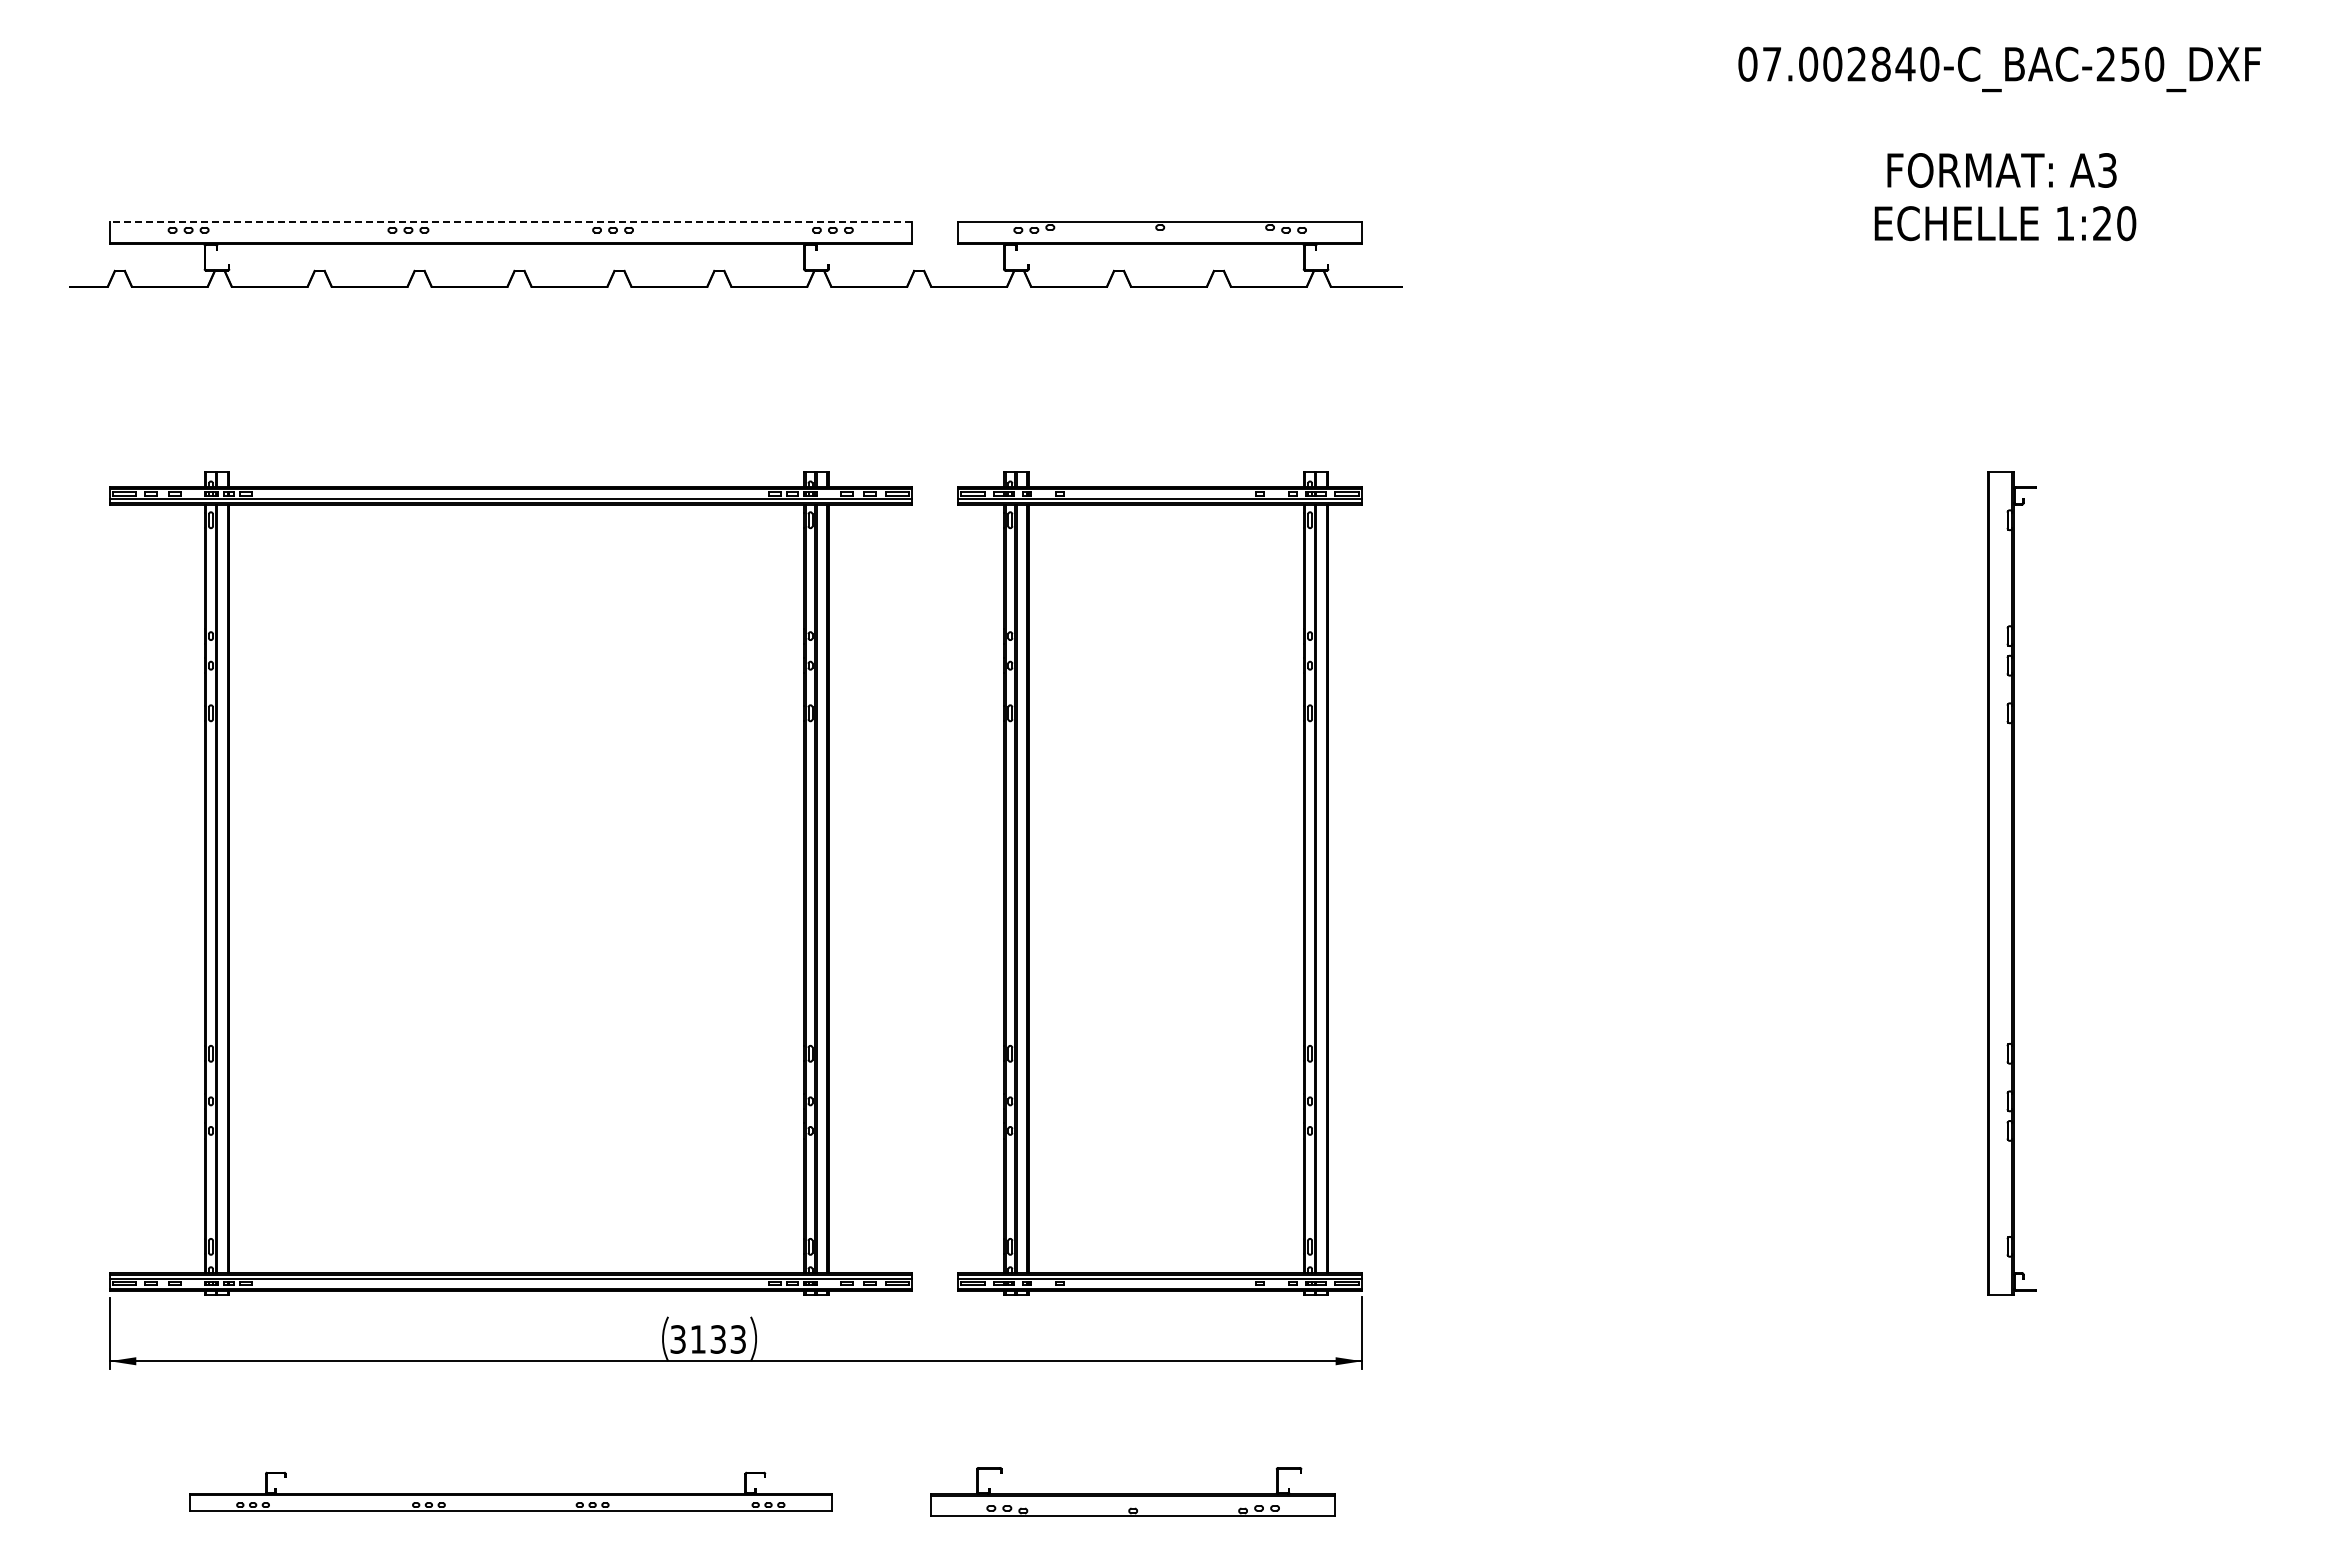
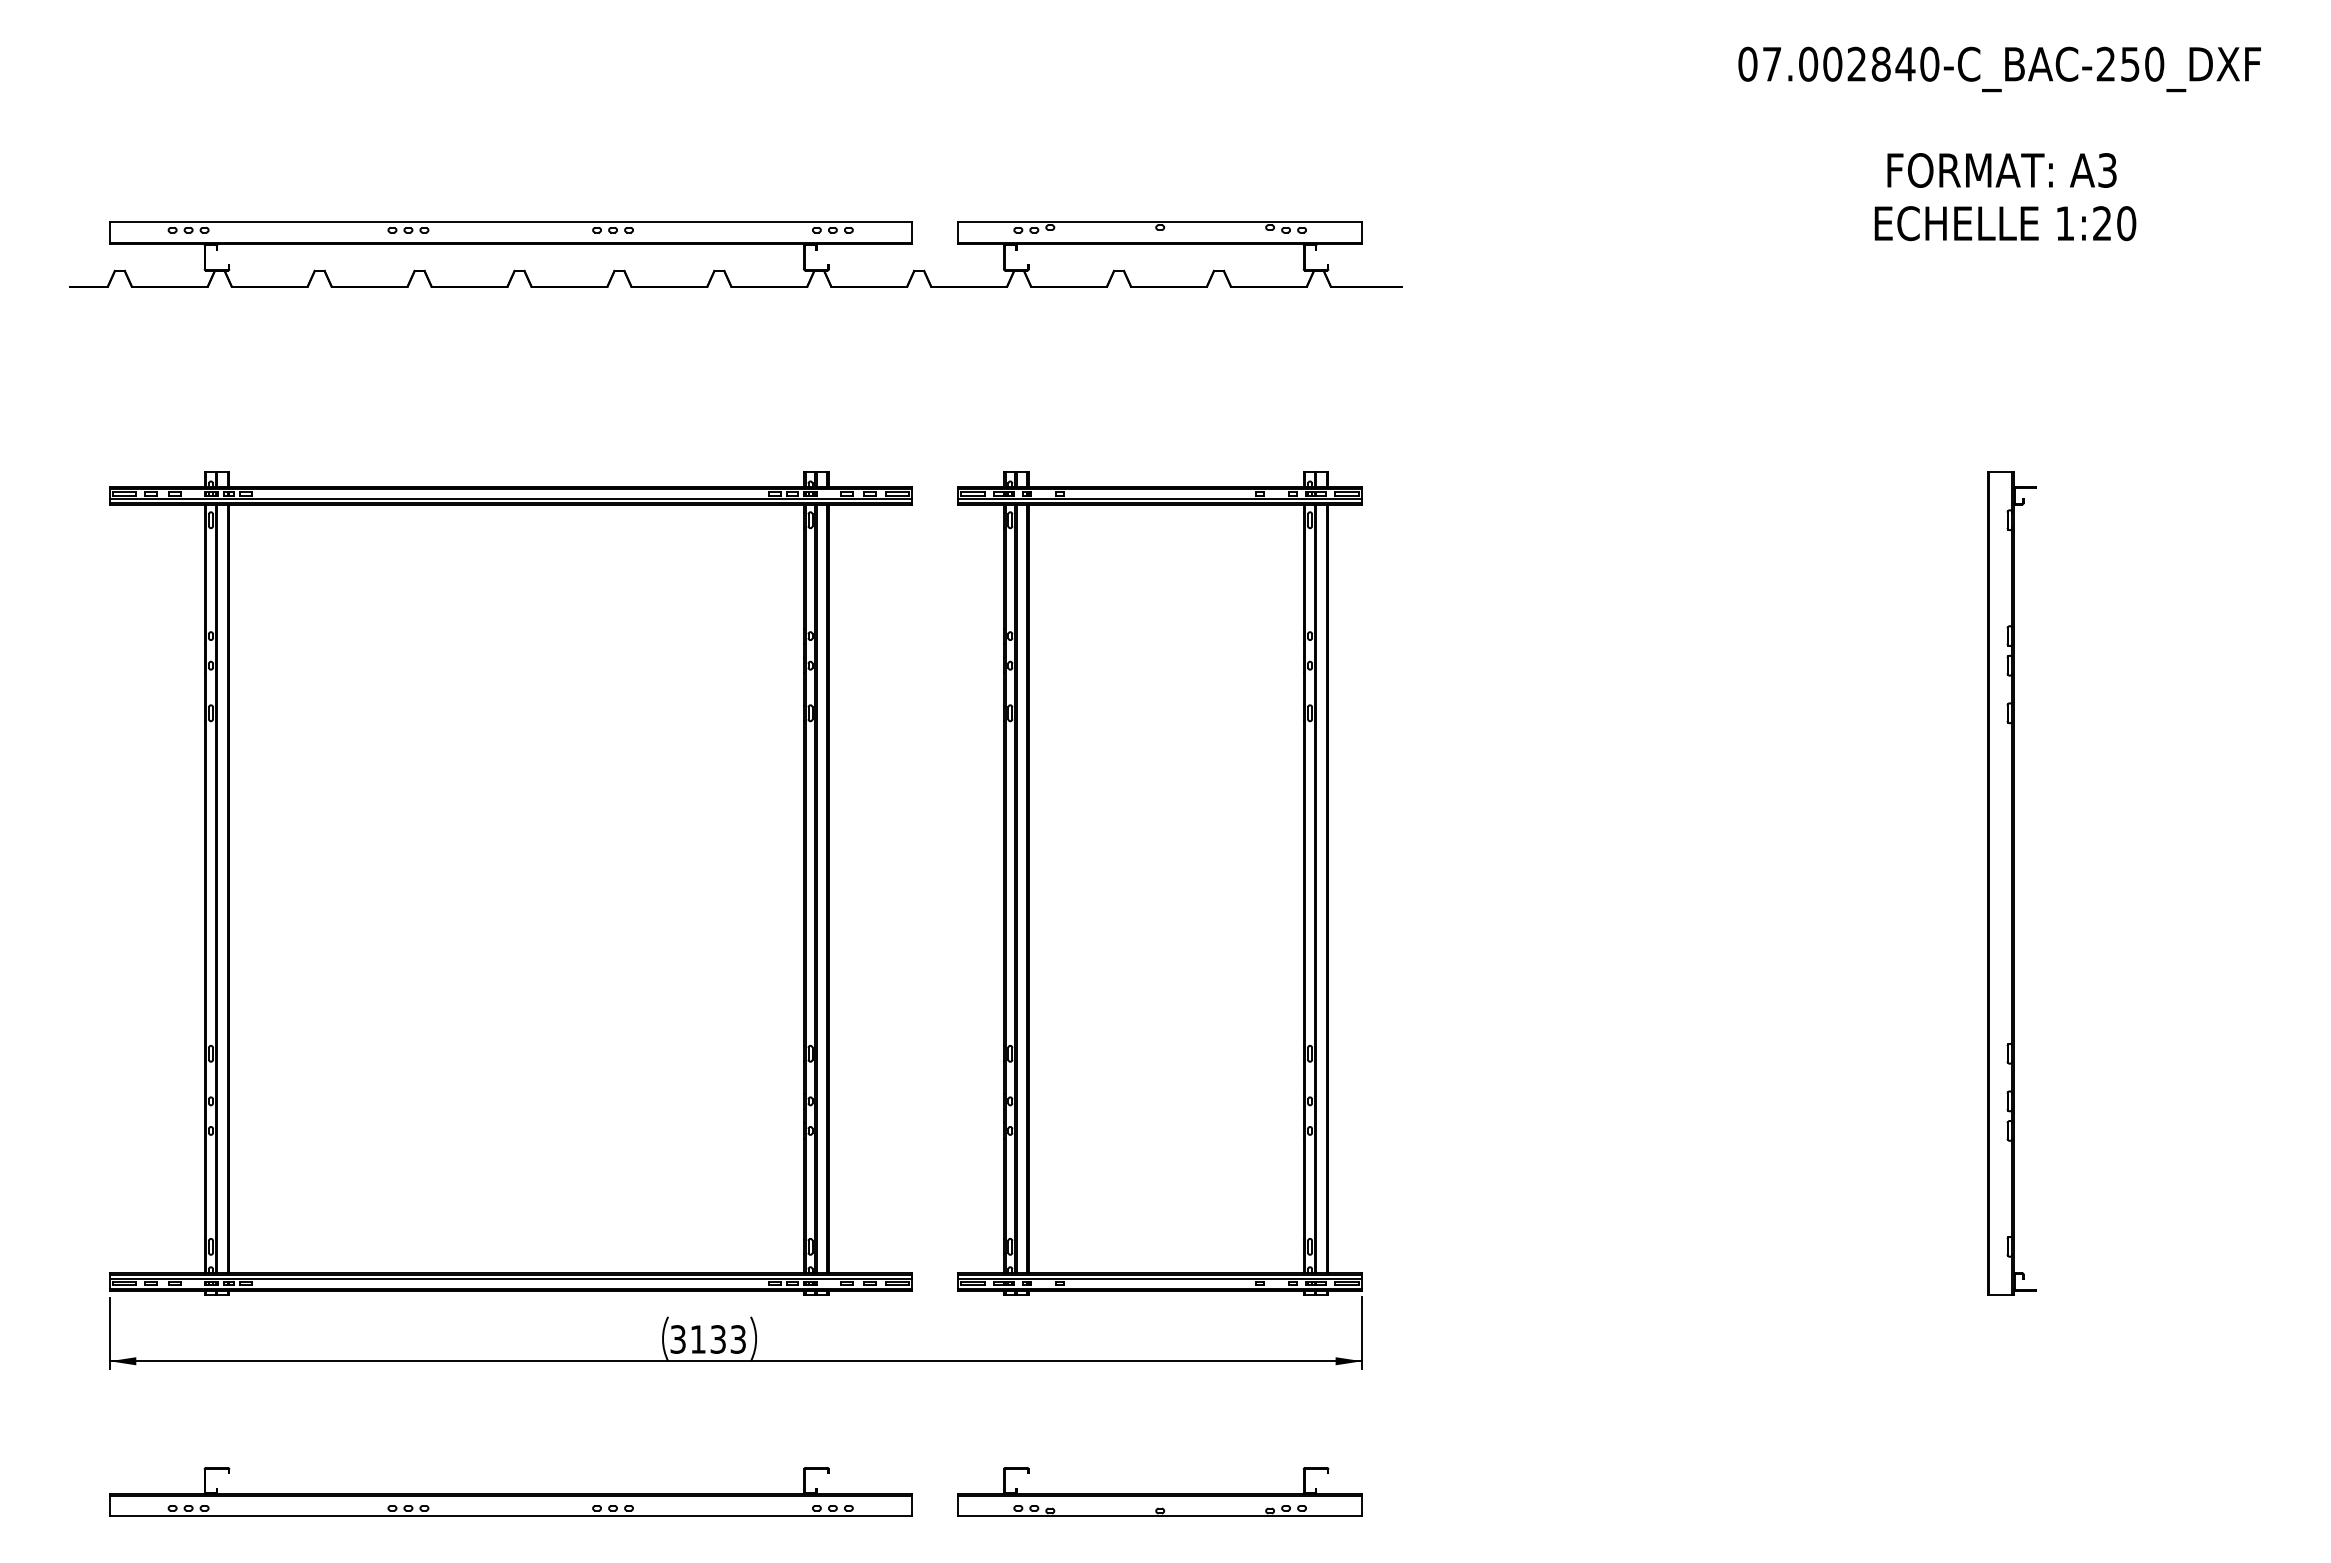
line: dashed -> solid (510, 222)
part size: 644x41 px -> 804x50 px (510, 1491)
part position: (1132, 1491) -> (1159, 1491) (1159, 1491)
